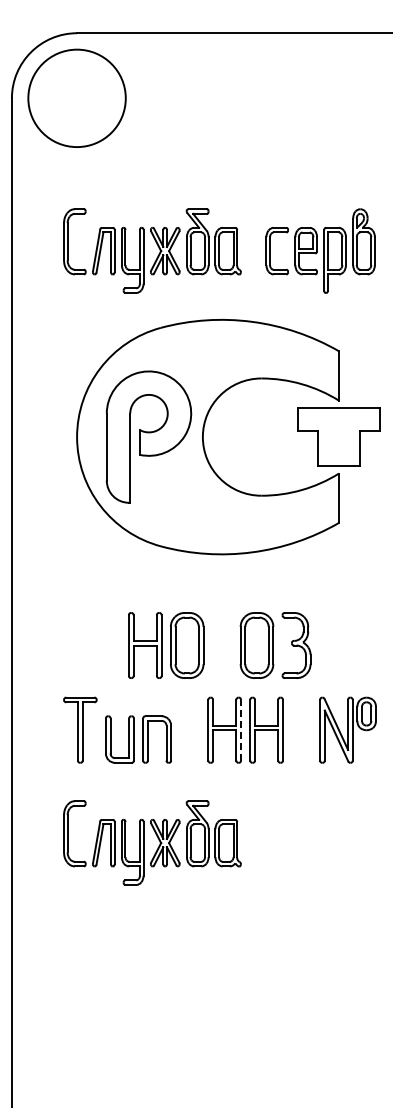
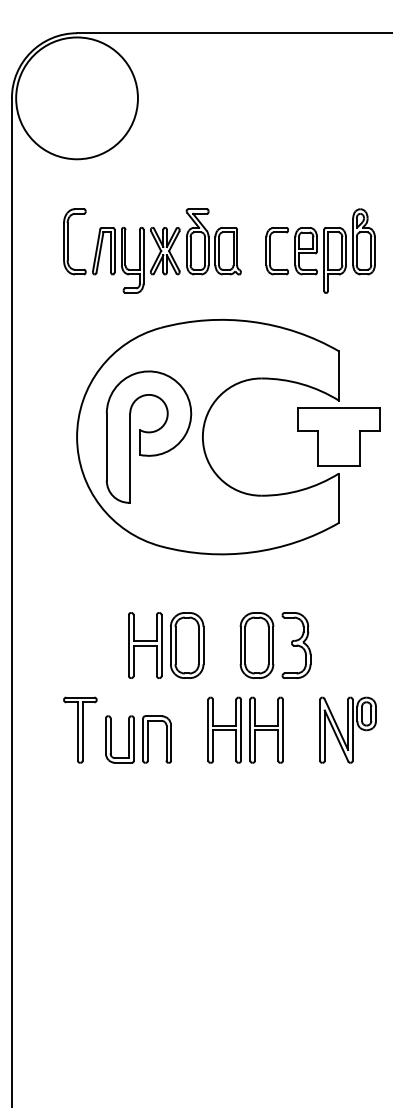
circle diameter: 97 px -> 122 px (76, 98)
line: dashed -> solid (241, 729)
part: present -> none (158, 840)
